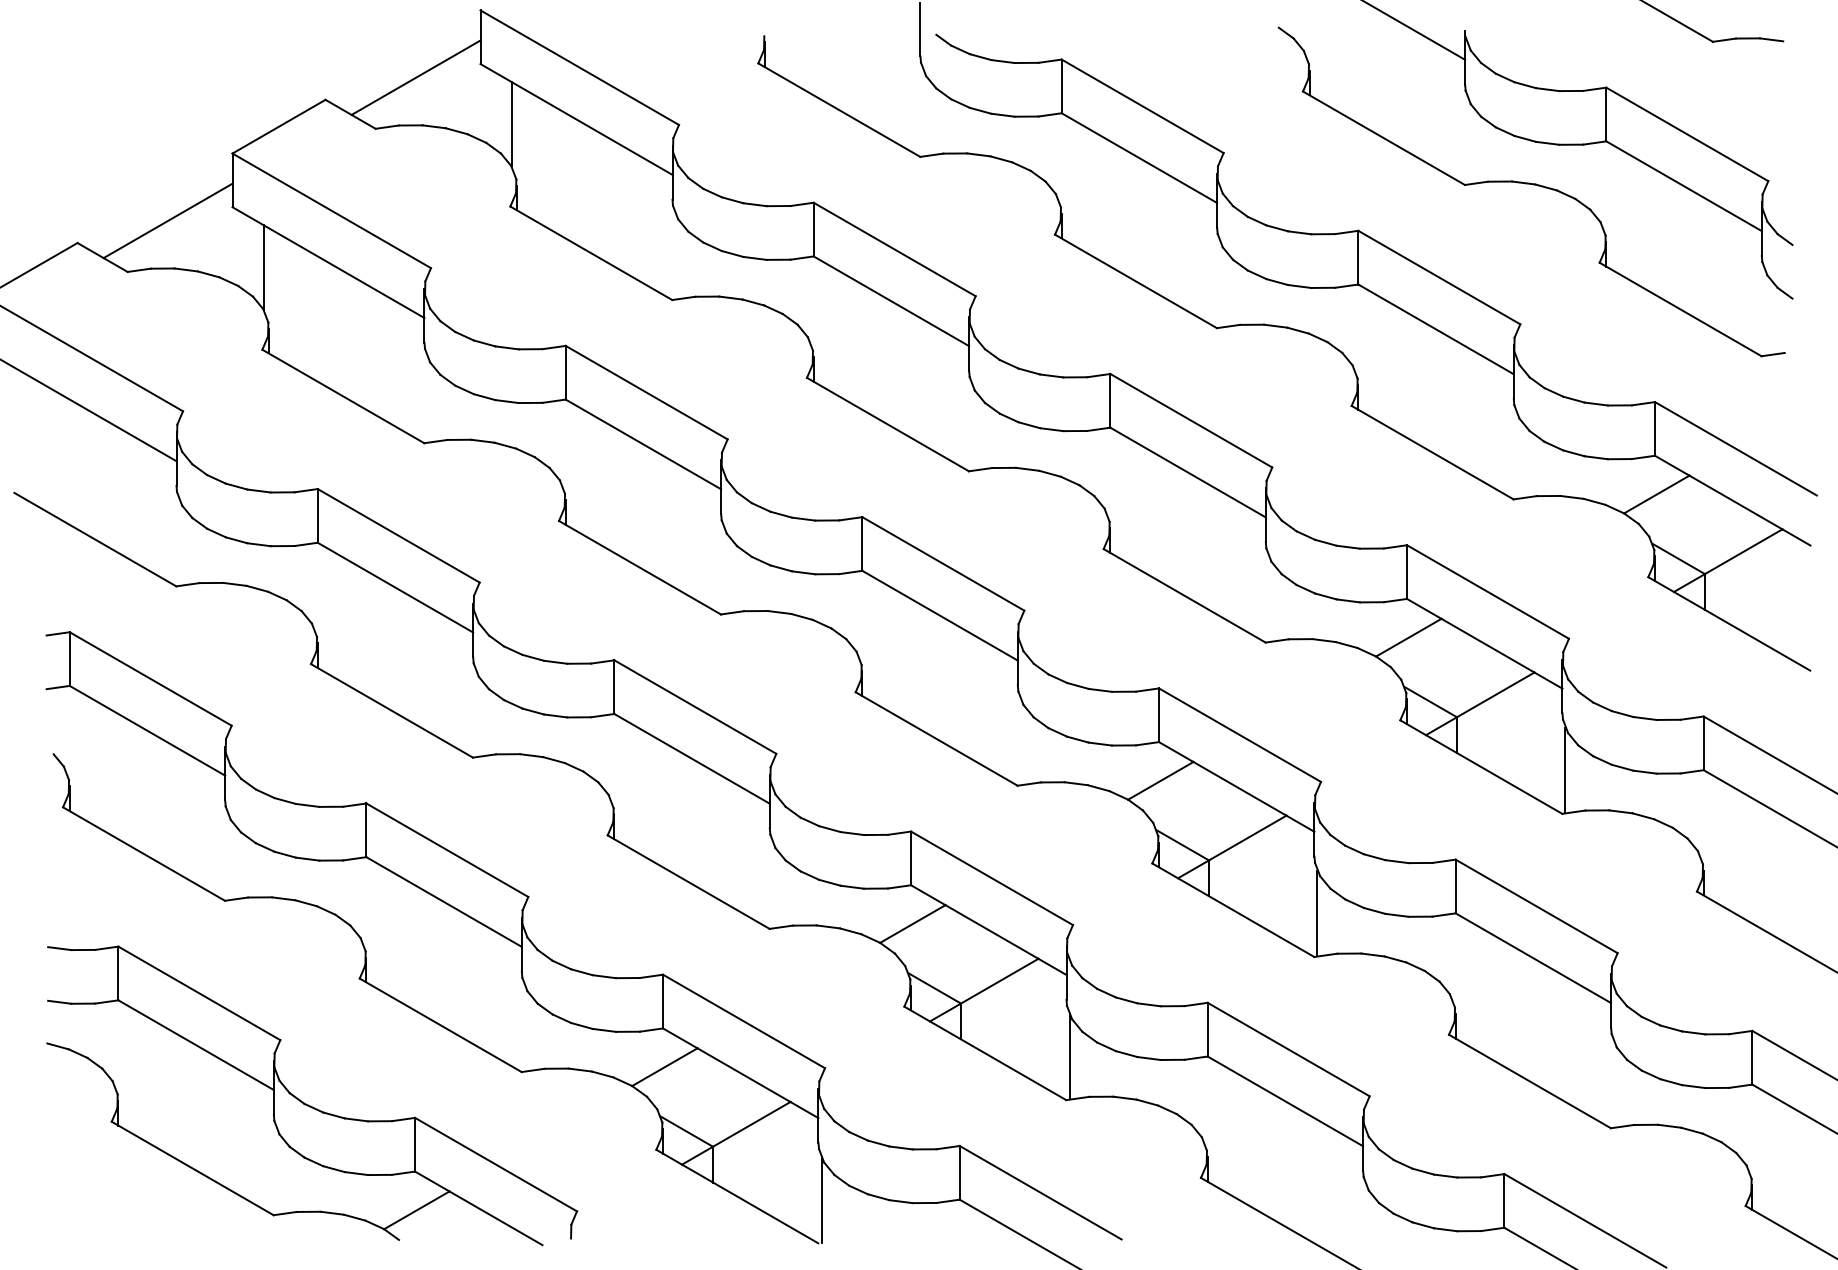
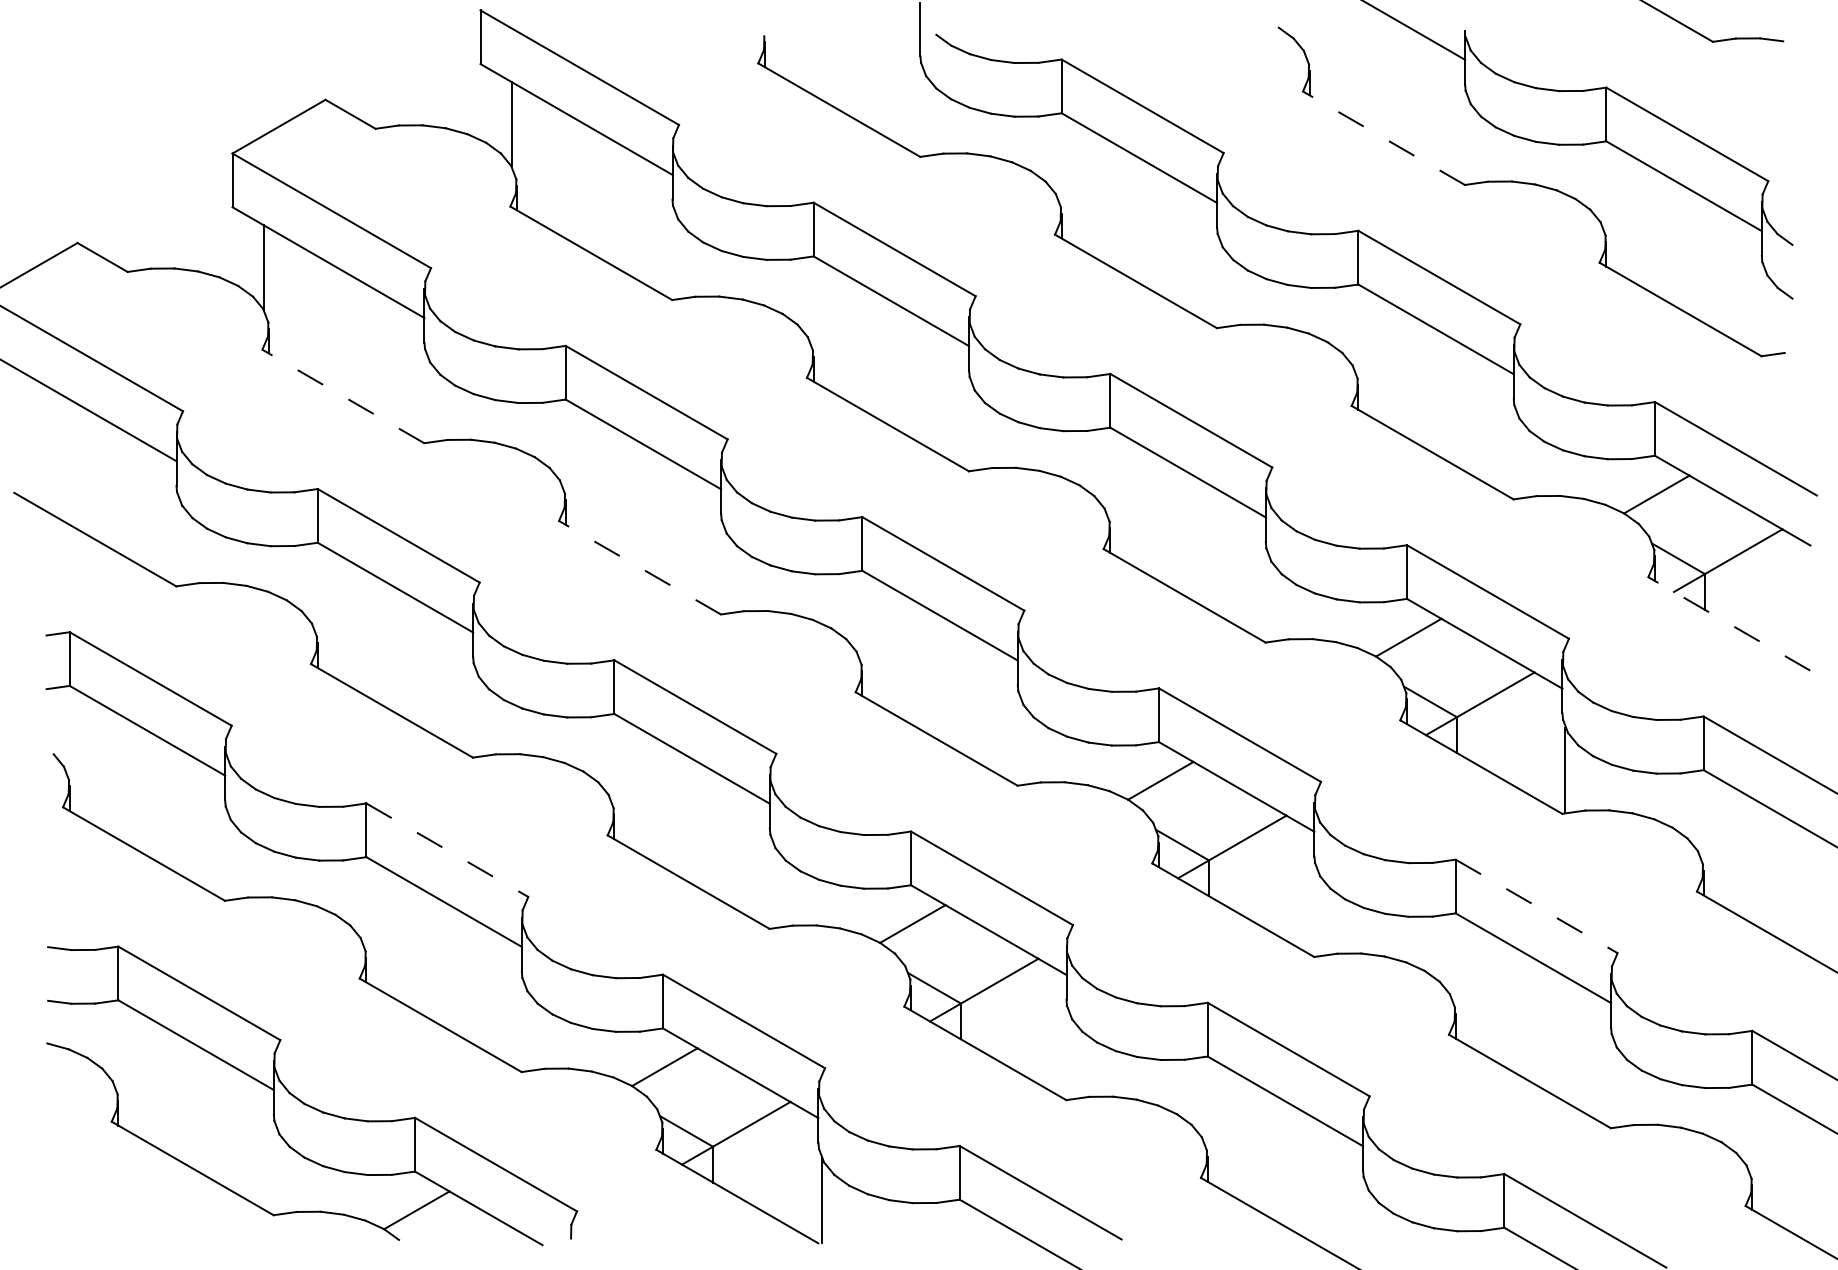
line: present -> none (415, 77)
line: solid -> dashed (1383, 138)
line: present -> none (167, 220)
line: solid -> dashed (342, 396)
line: solid -> dashed (639, 567)
line: solid -> dashed (1728, 623)
line: solid -> dashed (447, 850)
line: solid -> dashed (1537, 906)
line: present -> none (1317, 913)
line: present -> none (1069, 1056)
